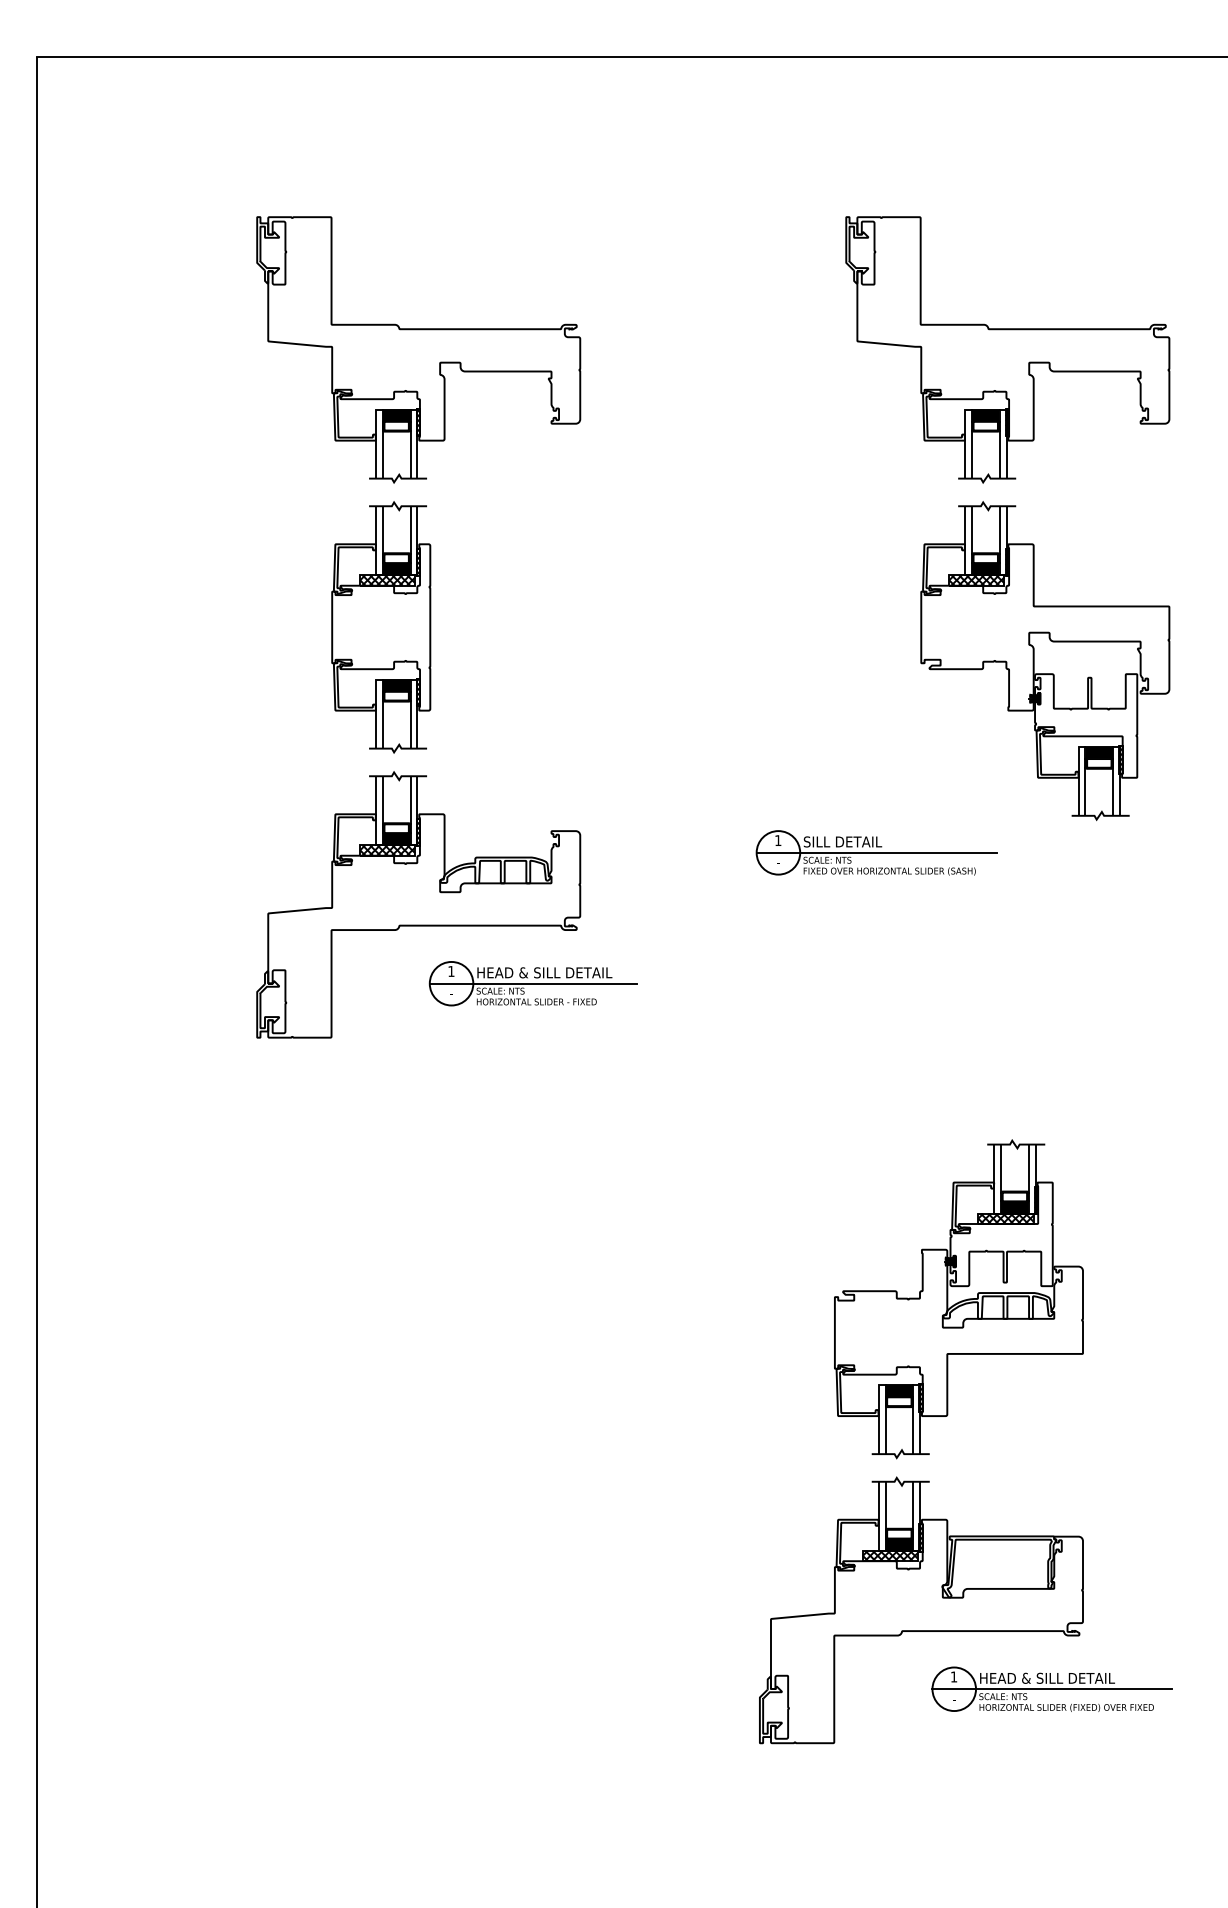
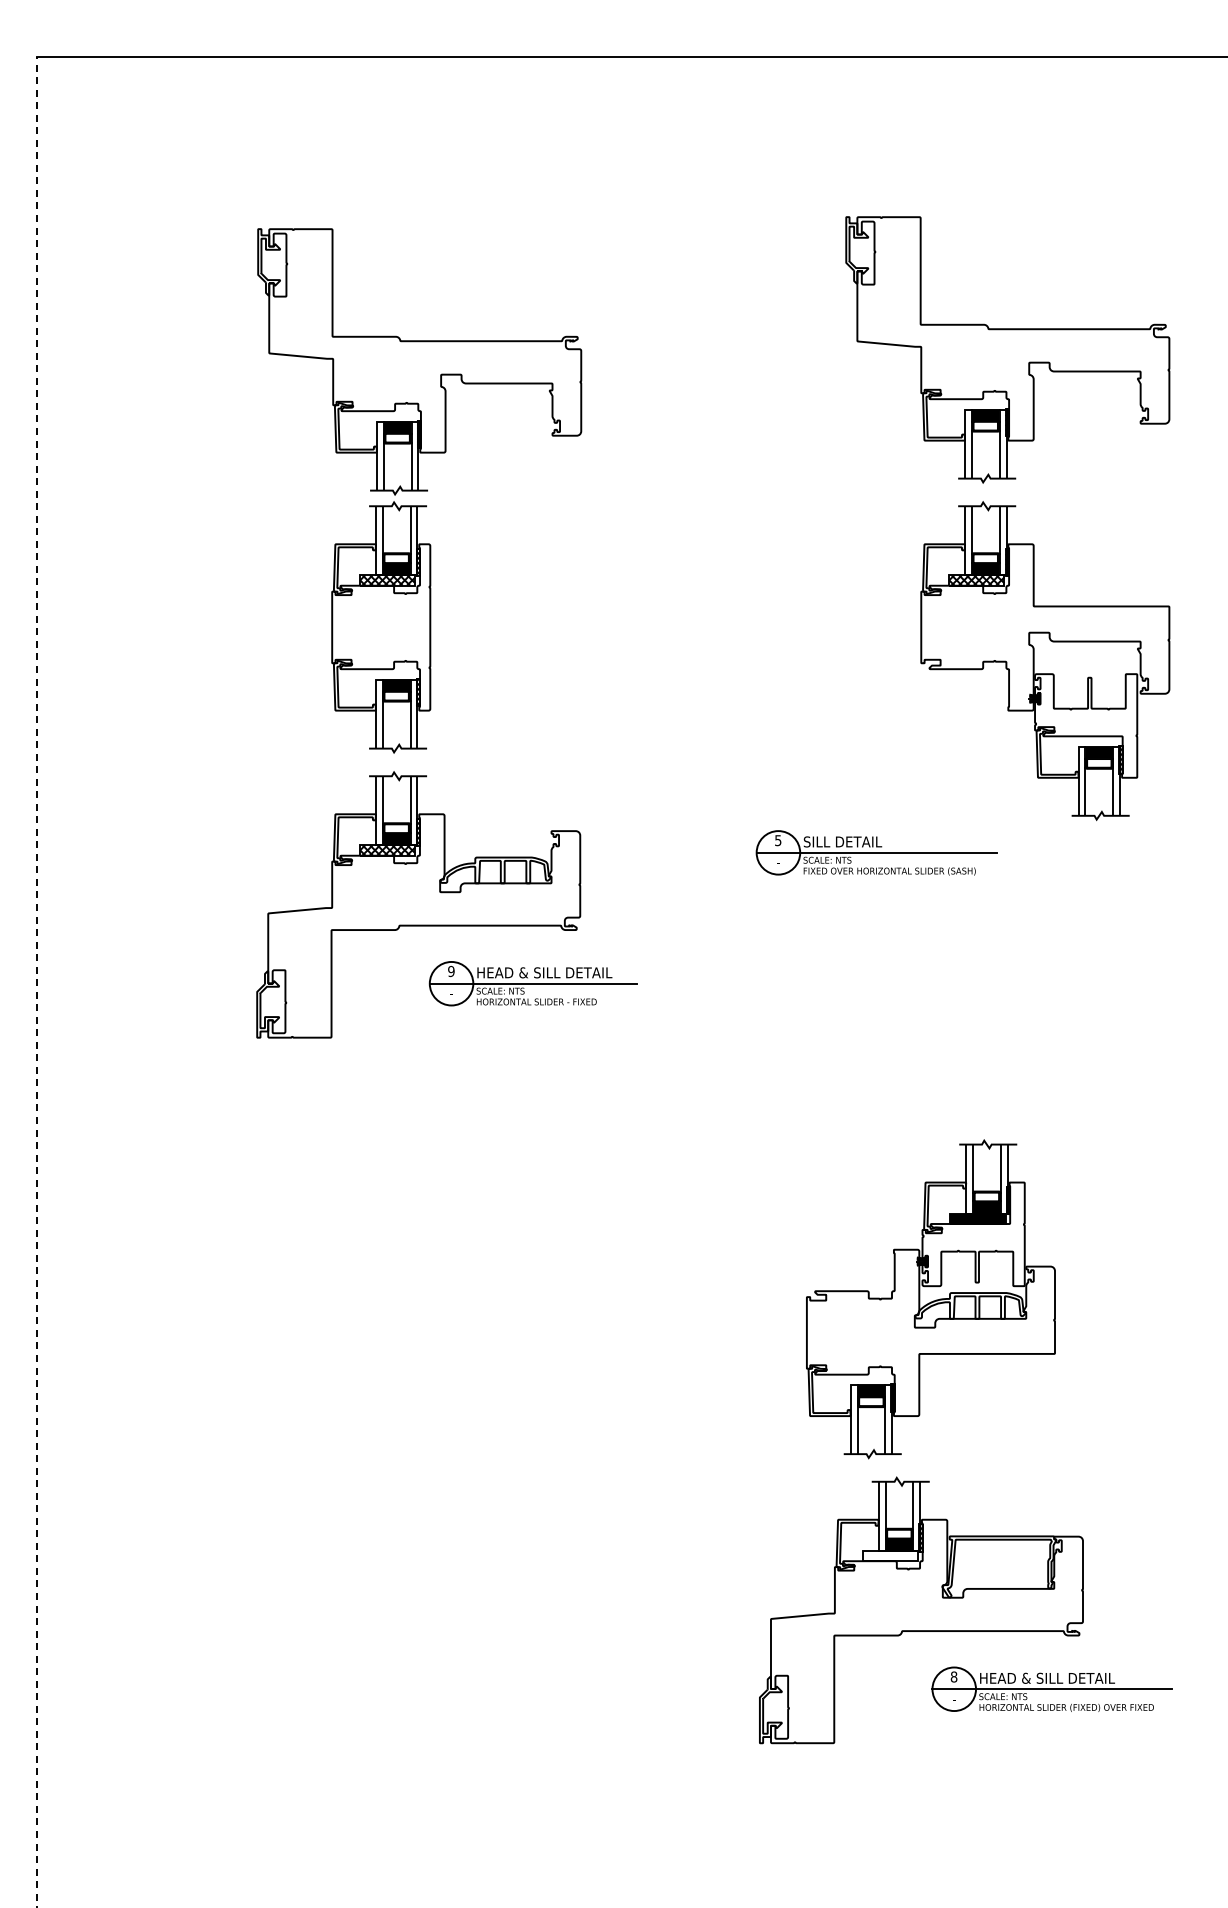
part position: (418, 349) -> (419, 361) (419, 361)
text: 1 -> 5 (778, 840)
text: 1 -> 9 (451, 971)
line: solid -> dashed (37, 982)
part position: (958, 1299) -> (930, 1299) (930, 1299)
hatch: present -> none (890, 1555)
text: 1 -> 8 (953, 1676)
